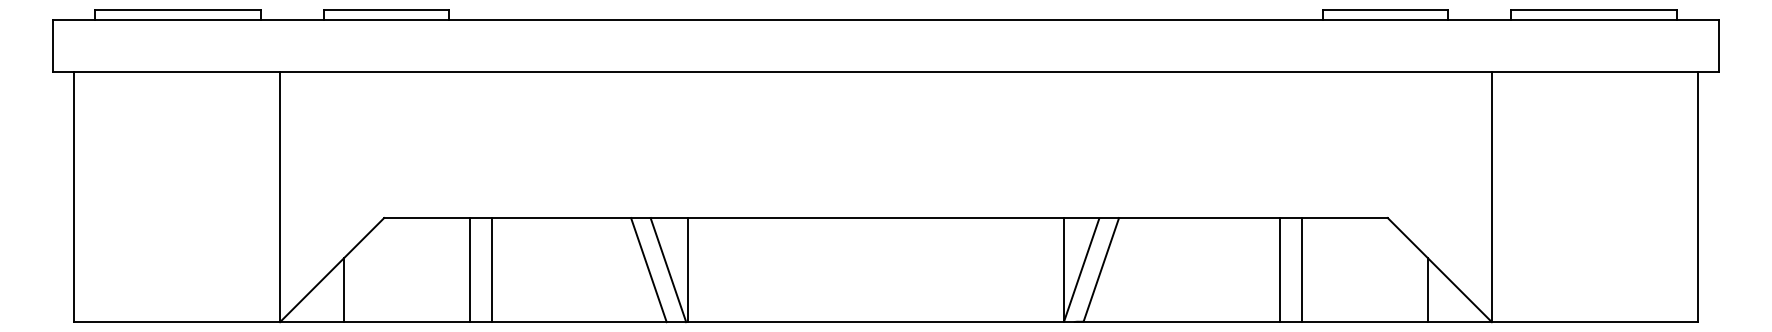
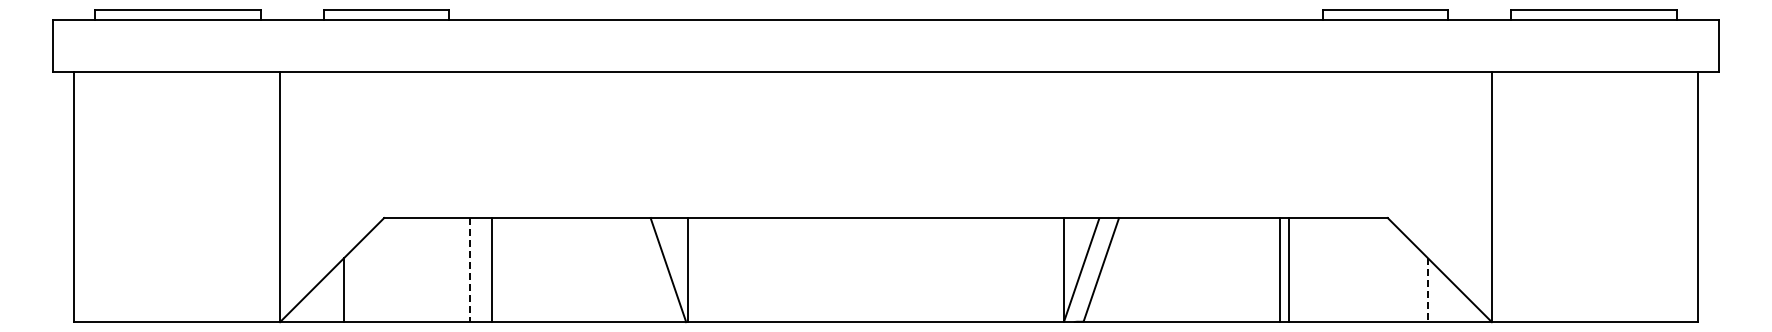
line: solid -> dashed (469, 270)
line: present -> none (648, 270)
line position: (1302, 270) -> (1289, 270) (1289, 270)
line: solid -> dashed (1427, 290)
